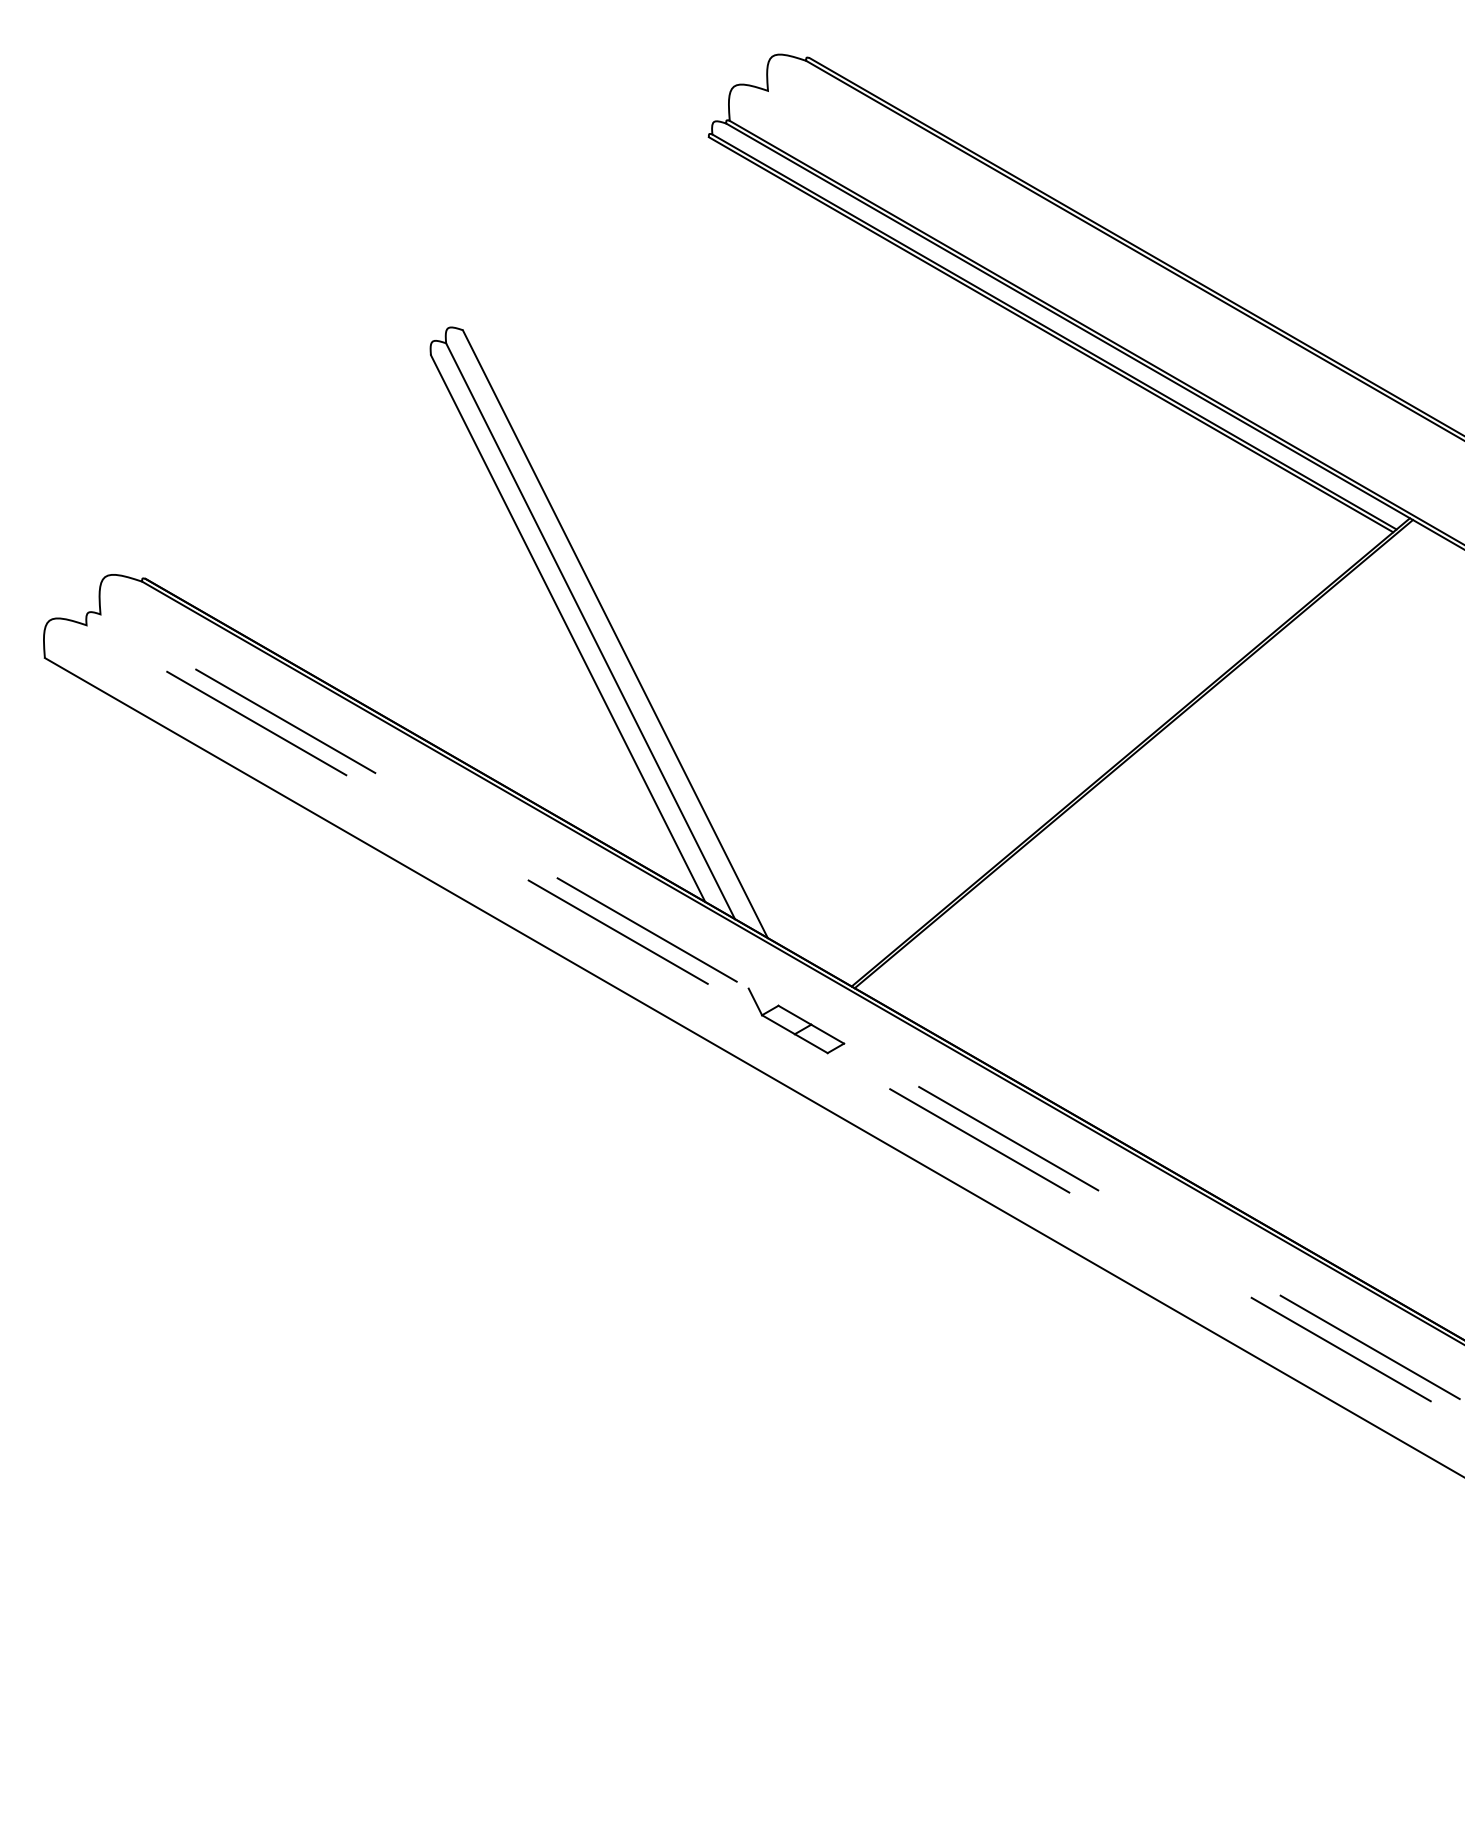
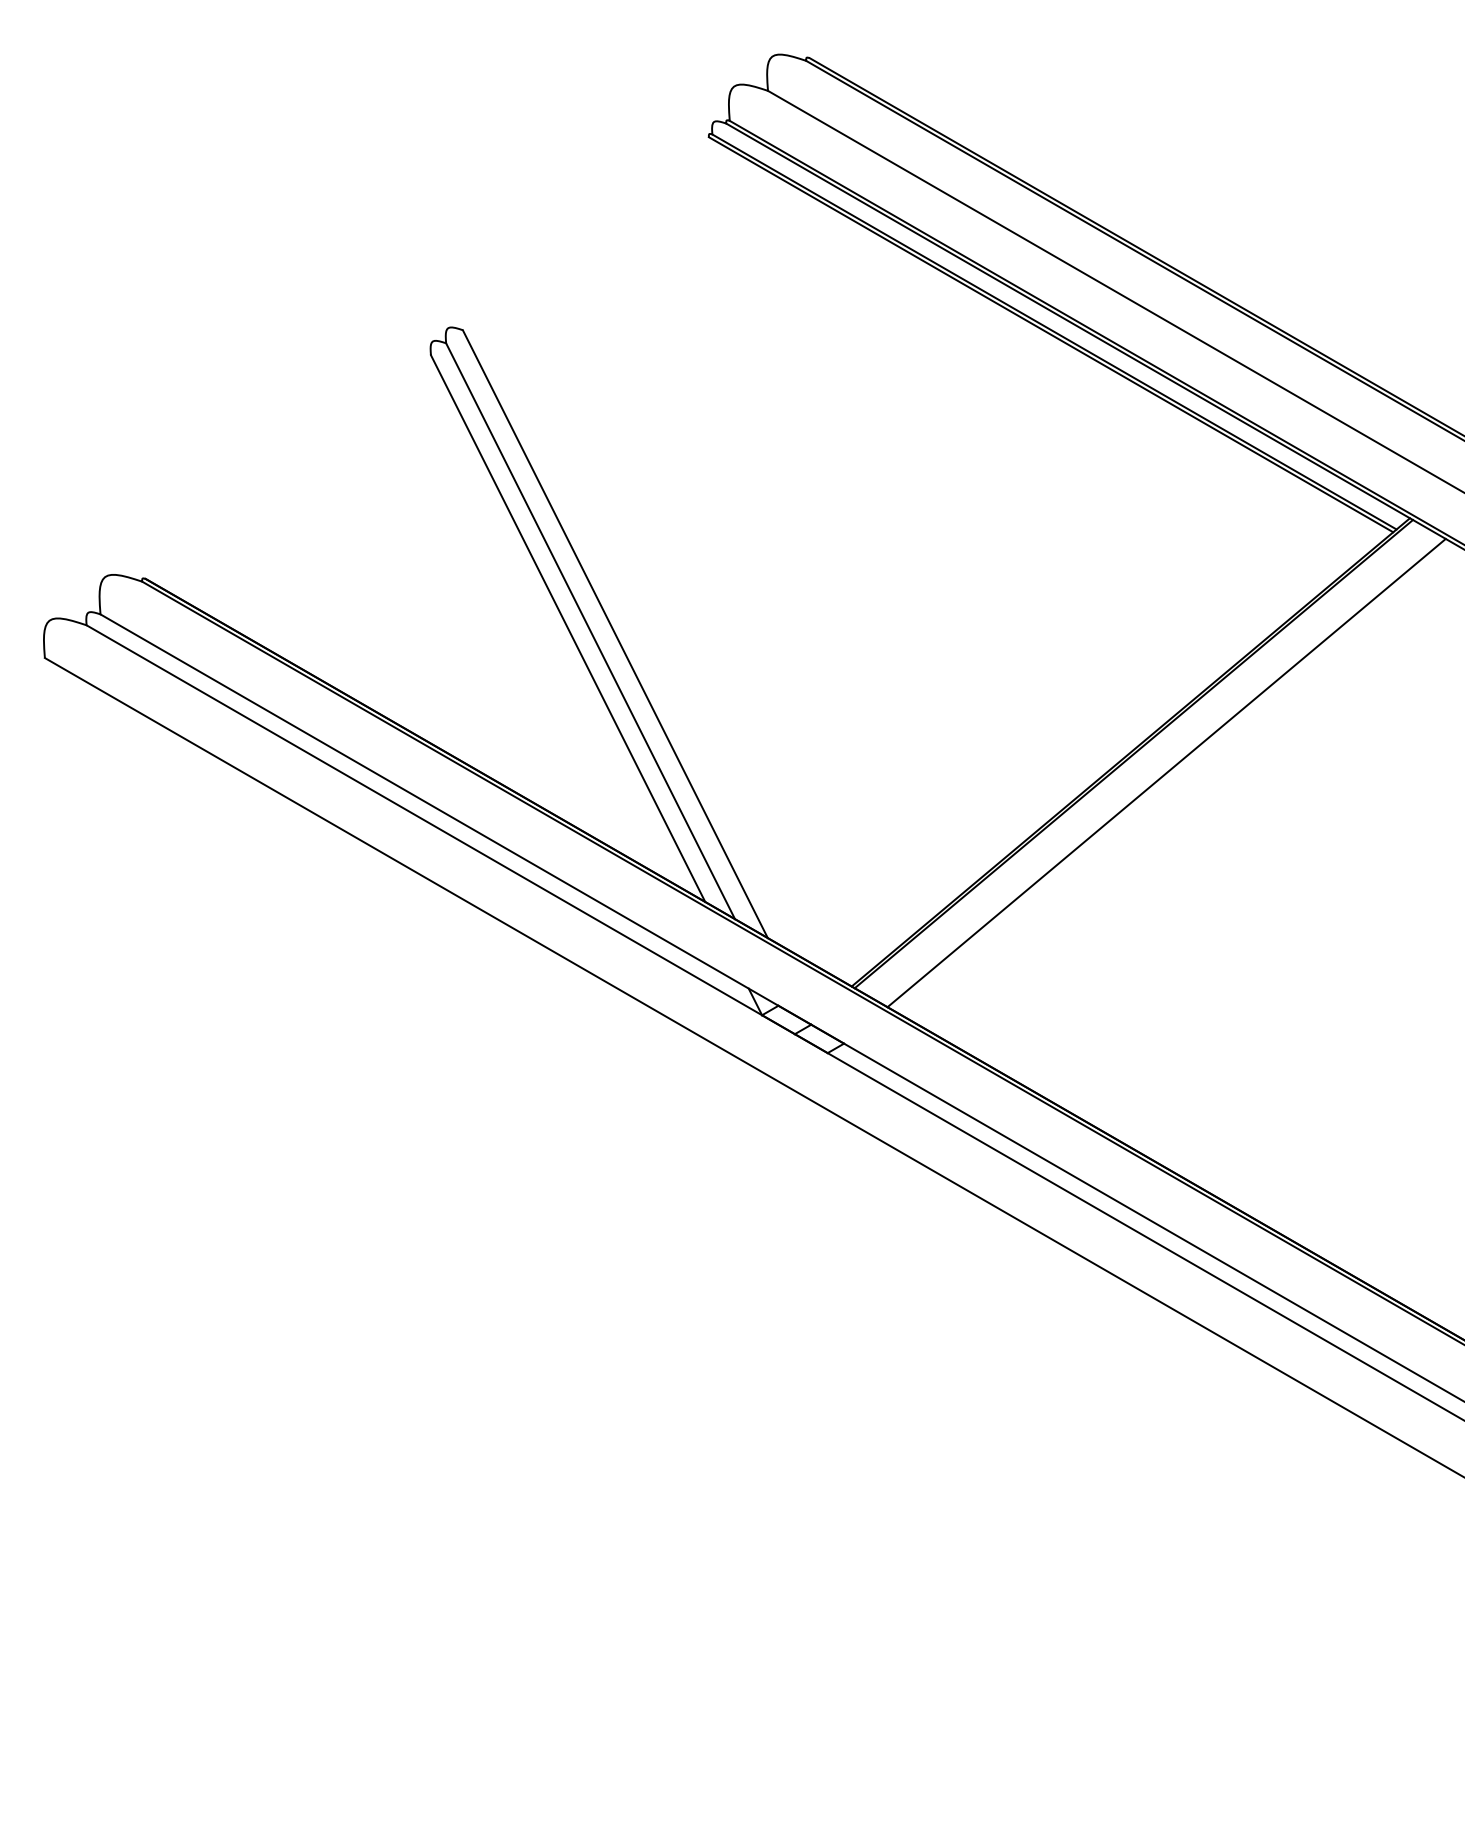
line: none -> present (1114, 290)
line: none -> present (1166, 772)
line: dashed -> solid (782, 1007)
line: dashed -> solid (775, 1022)
